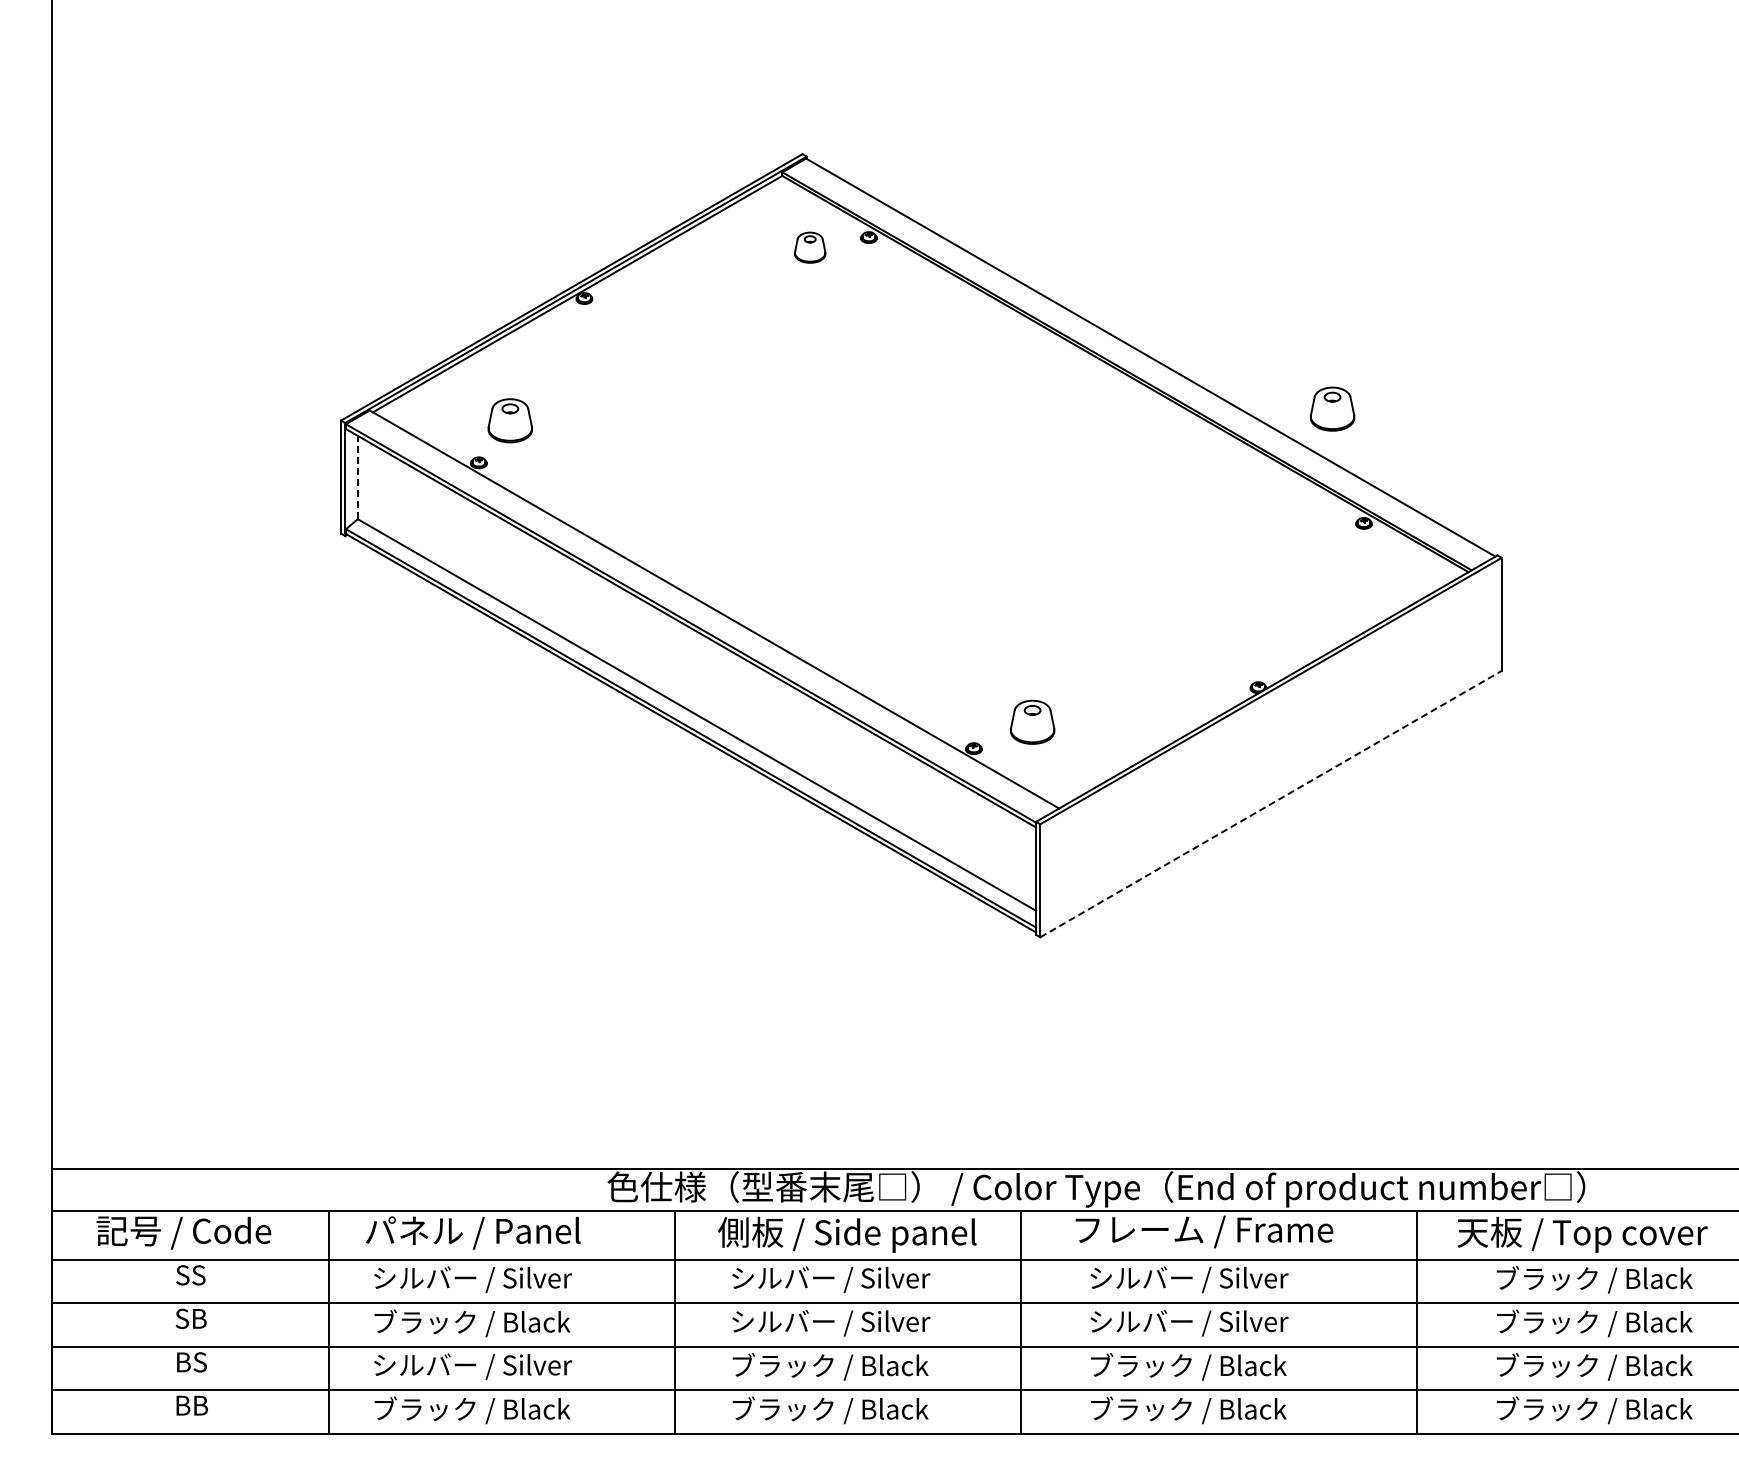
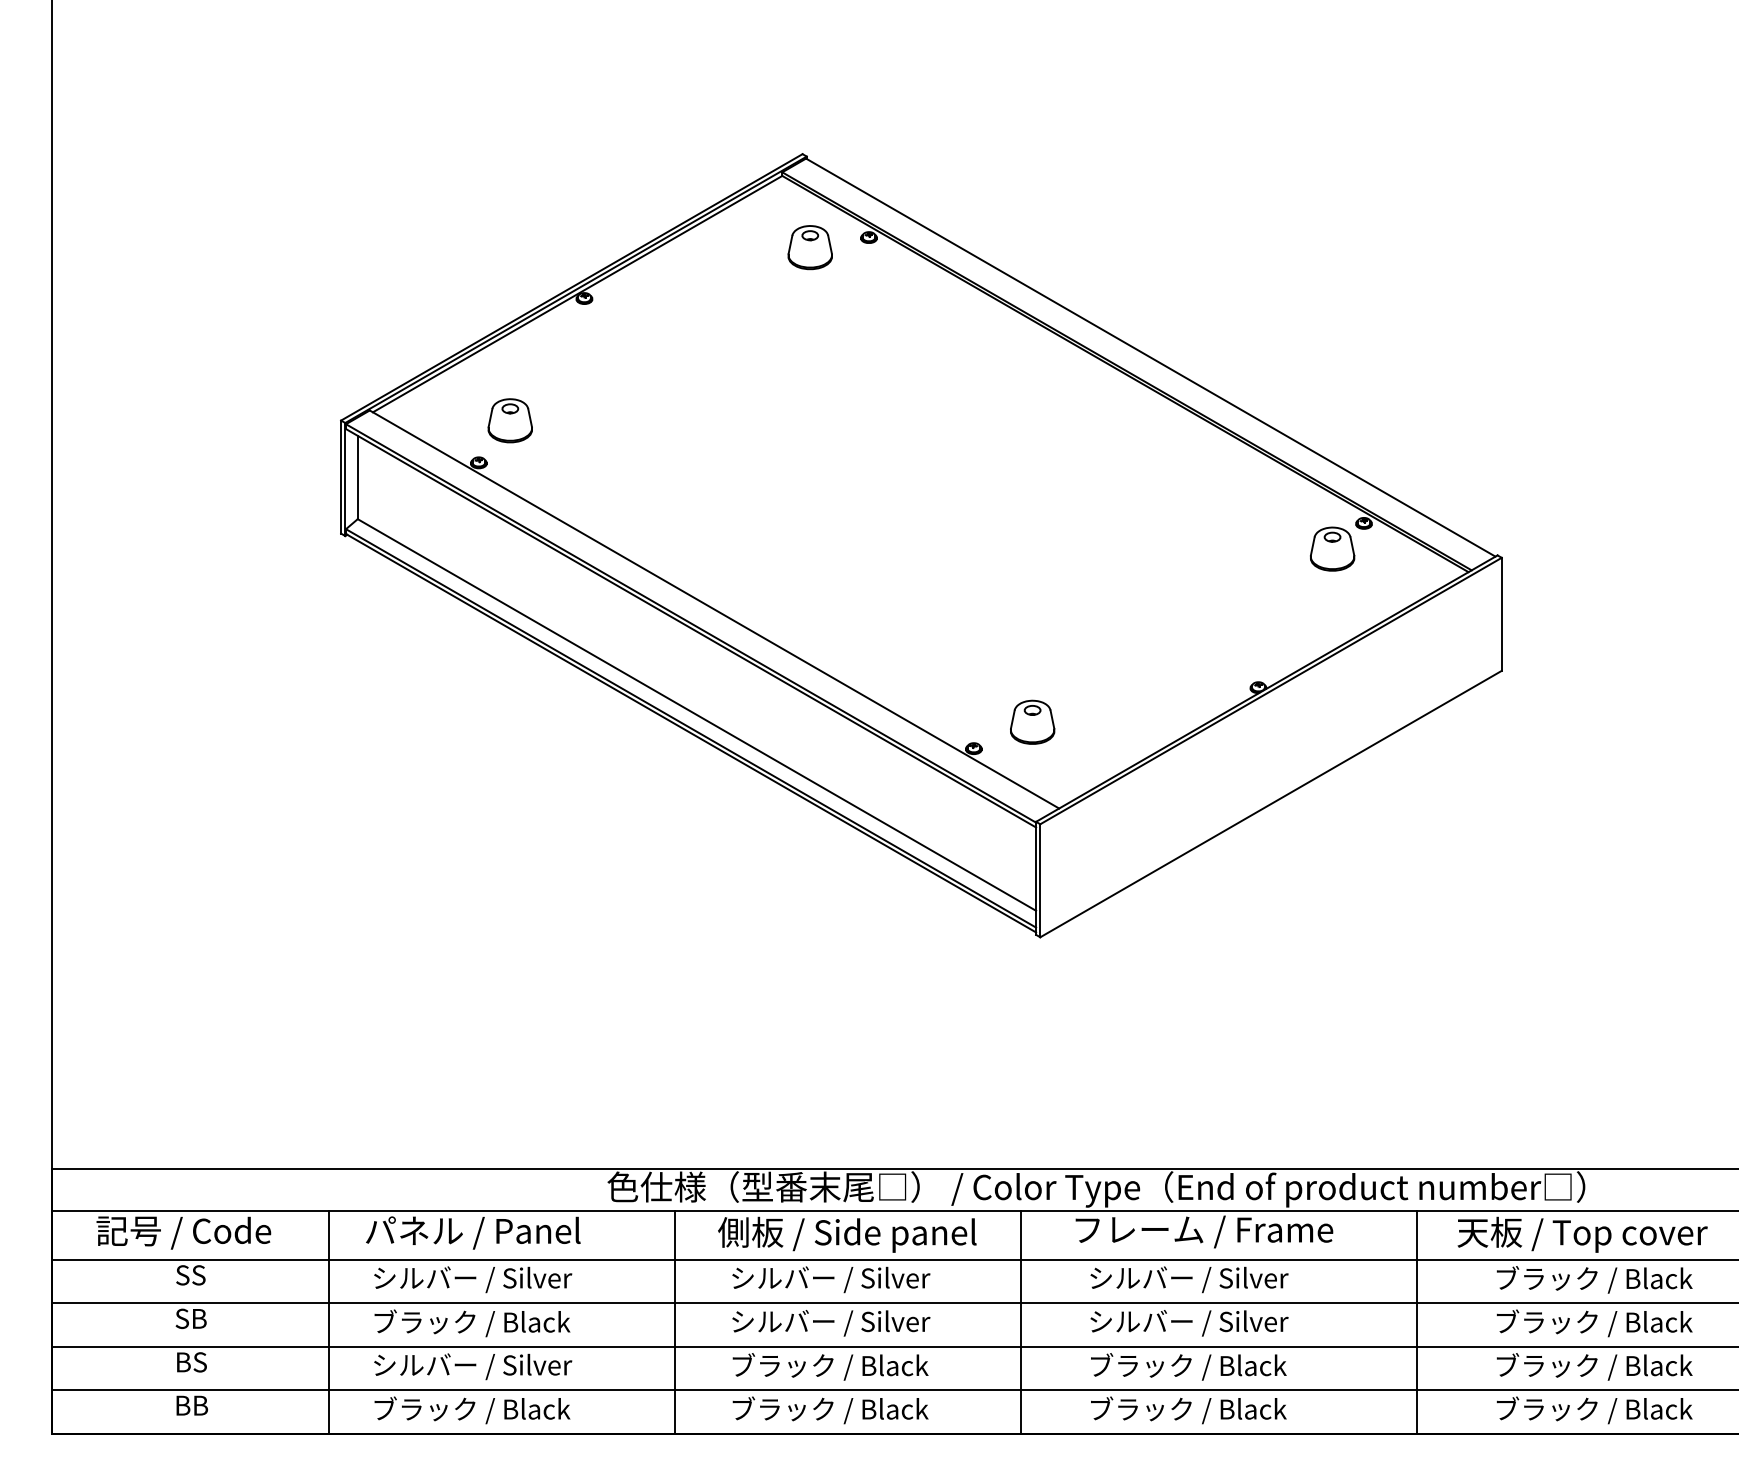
part size: 33x33 px -> 46x46 px (809, 247)
part position: (1332, 408) -> (1332, 548) (1332, 548)
line: dashed -> solid (357, 477)
line: dashed -> solid (1271, 803)
